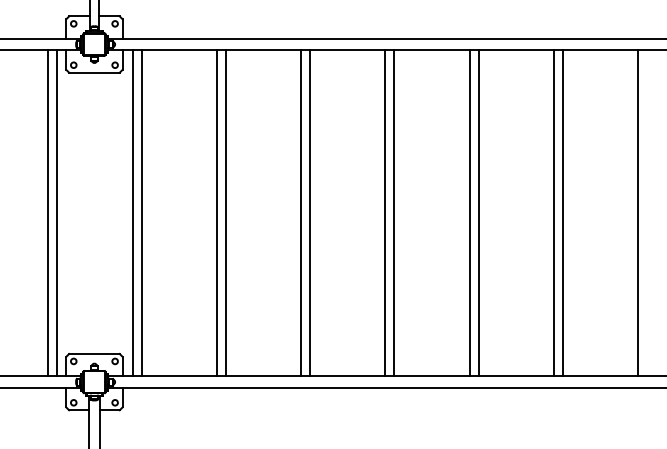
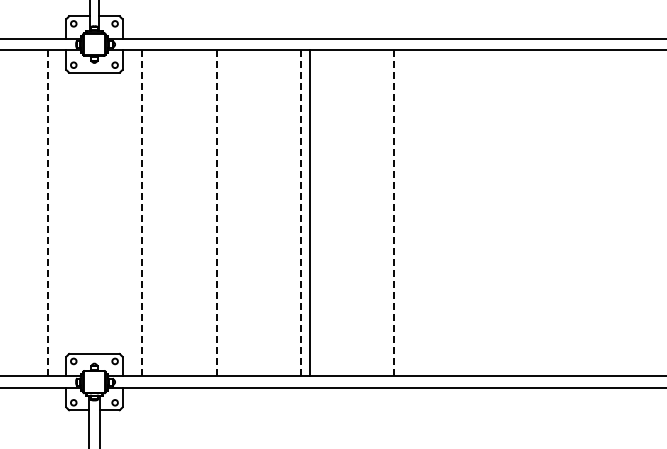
line: solid -> dashed (141, 212)
line: solid -> dashed (394, 212)
line: solid -> dashed (47, 213)
line: present -> none (56, 213)
line: present -> none (132, 213)
line: solid -> dashed (216, 213)
line: present -> none (225, 213)
line: solid -> dashed (301, 213)
line: present -> none (385, 213)
line: present -> none (469, 213)
line: present -> none (478, 213)
line: present -> none (553, 213)
line: present -> none (562, 213)
line: present -> none (638, 213)
